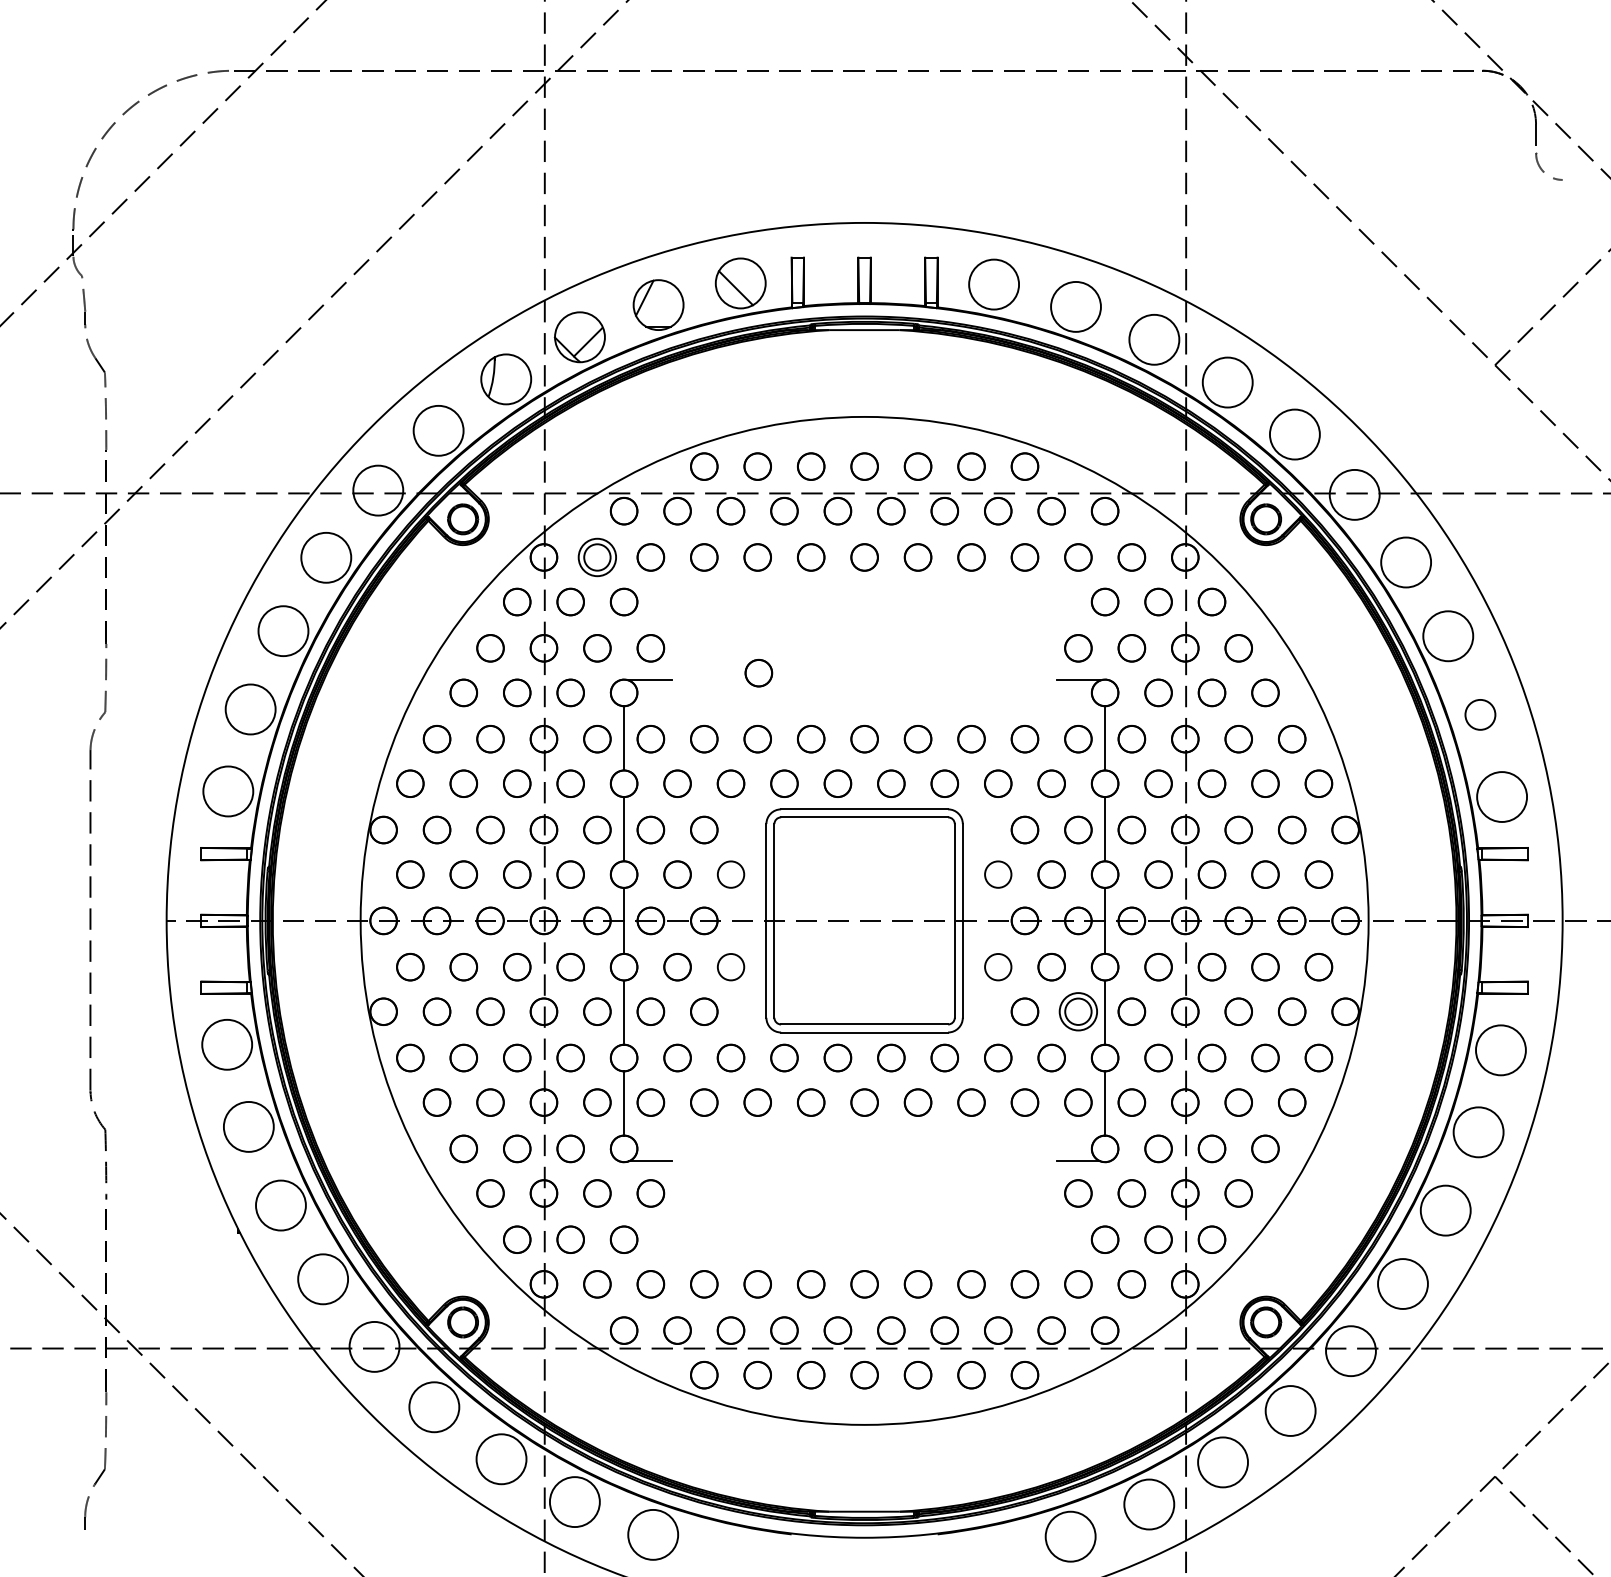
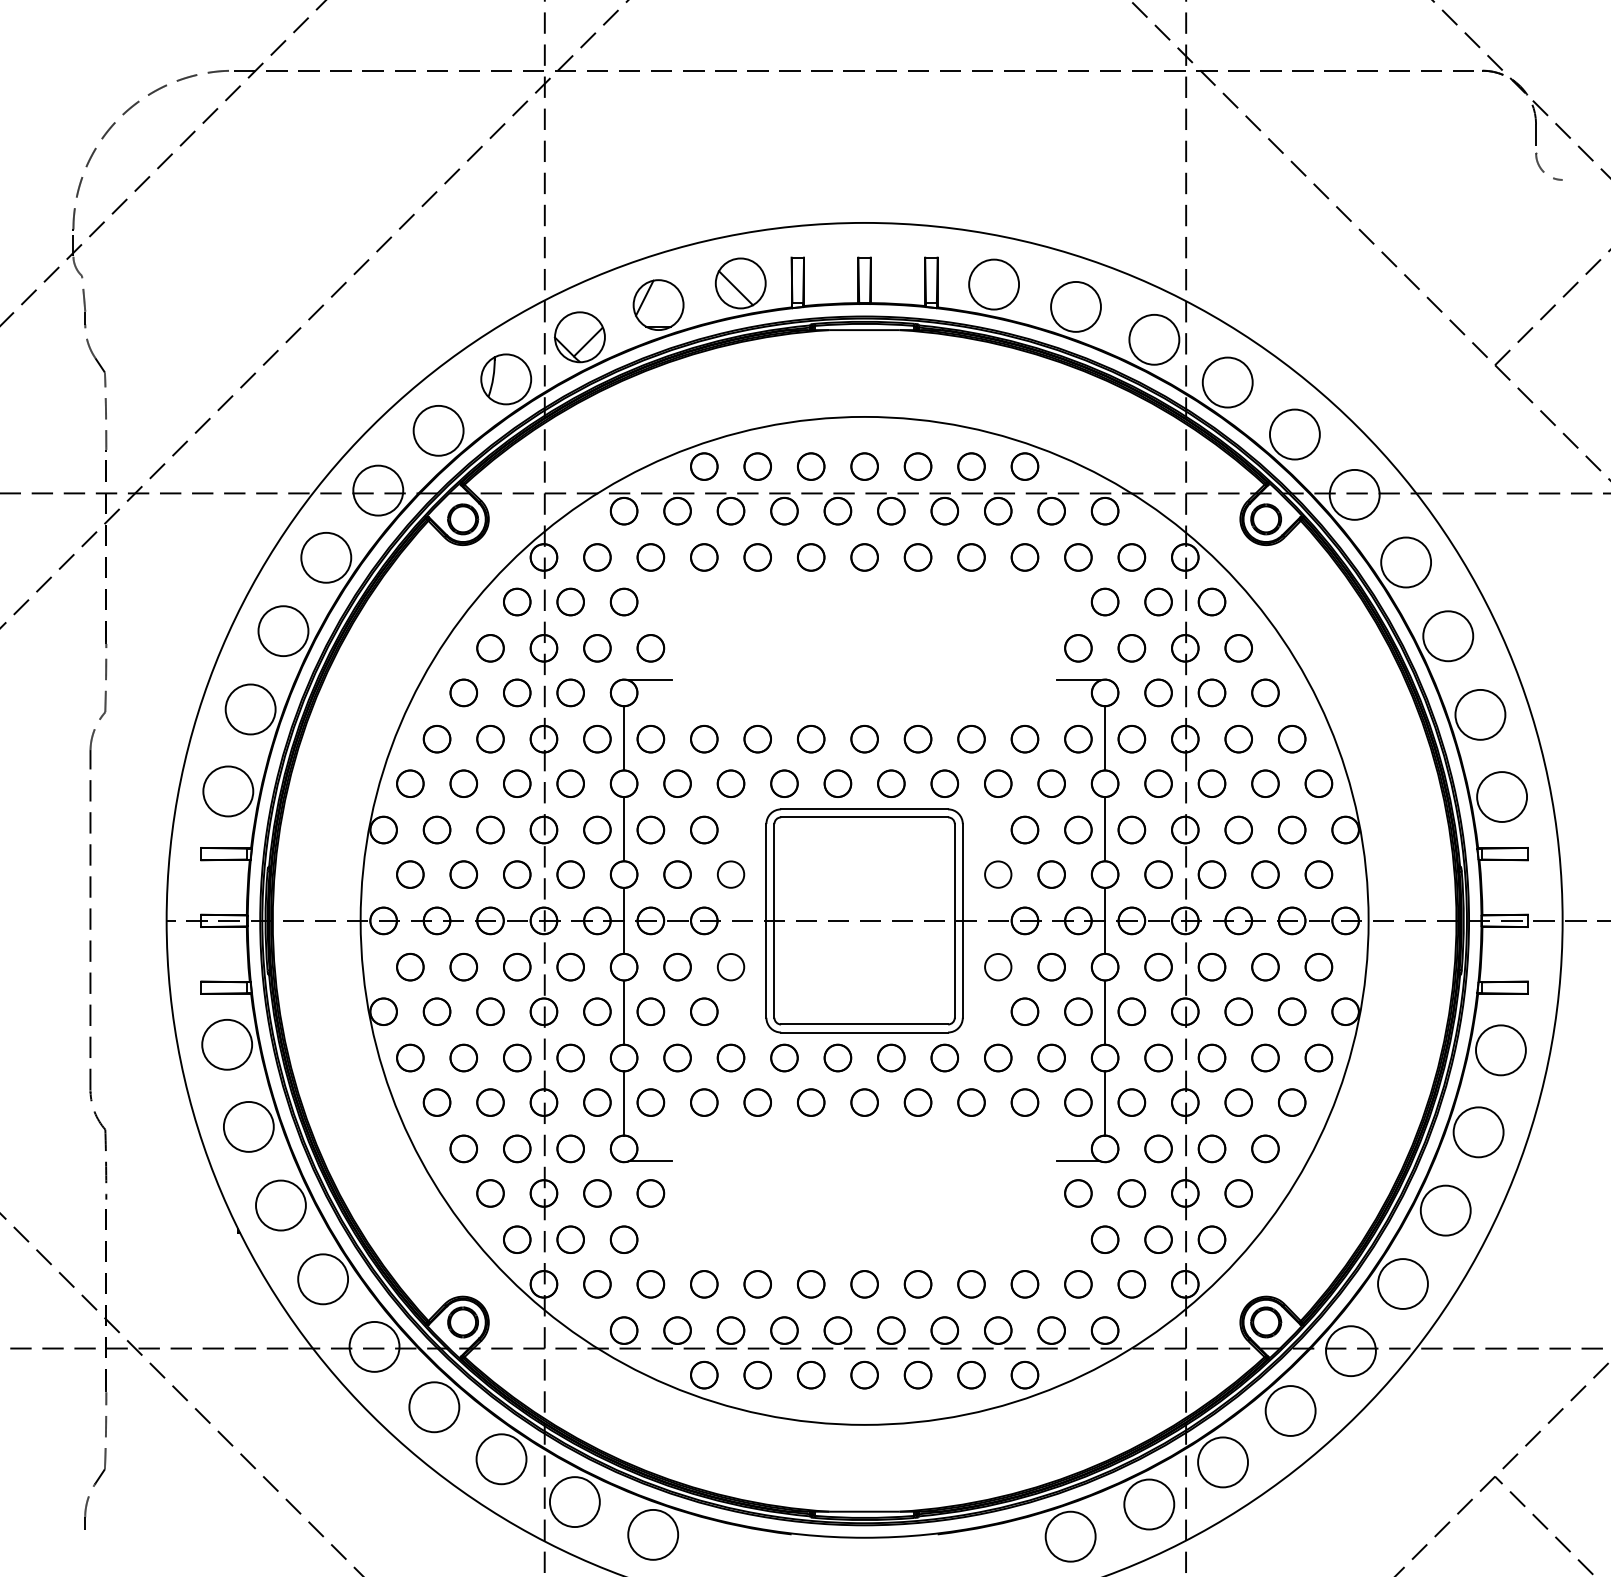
circle diameter: 37 px -> 27 px (597, 557)
part: present -> none (758, 673)
circle diameter: 30 px -> 50 px (1480, 714)
circle diameter: 37 px -> 27 px (1078, 1011)
